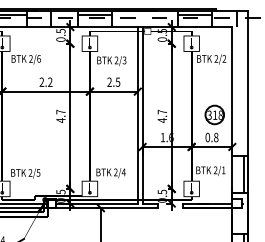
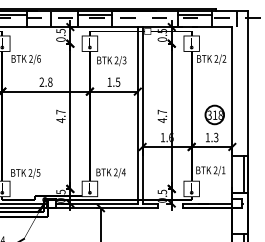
text: 2.2 -> 2.8 (50, 81)
text: 2.5 -> 1.5 (109, 81)
text: 0.8 -> 1.3 (211, 137)
